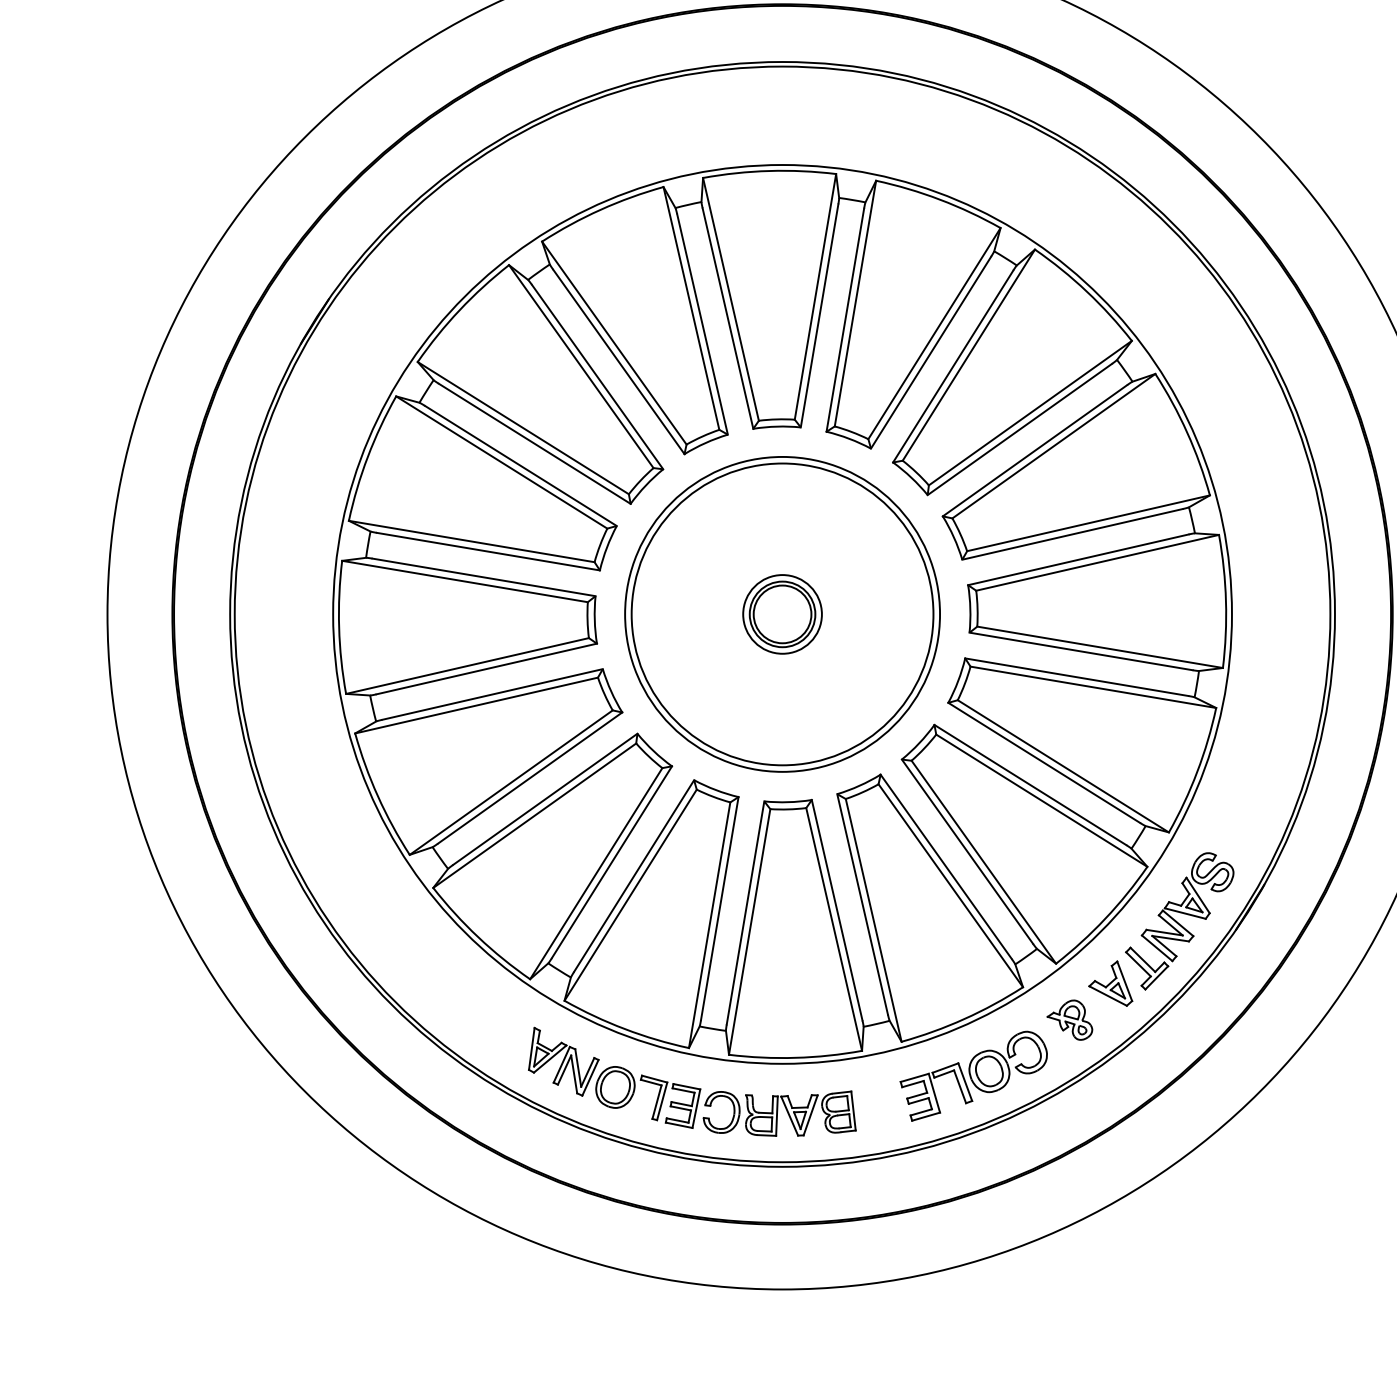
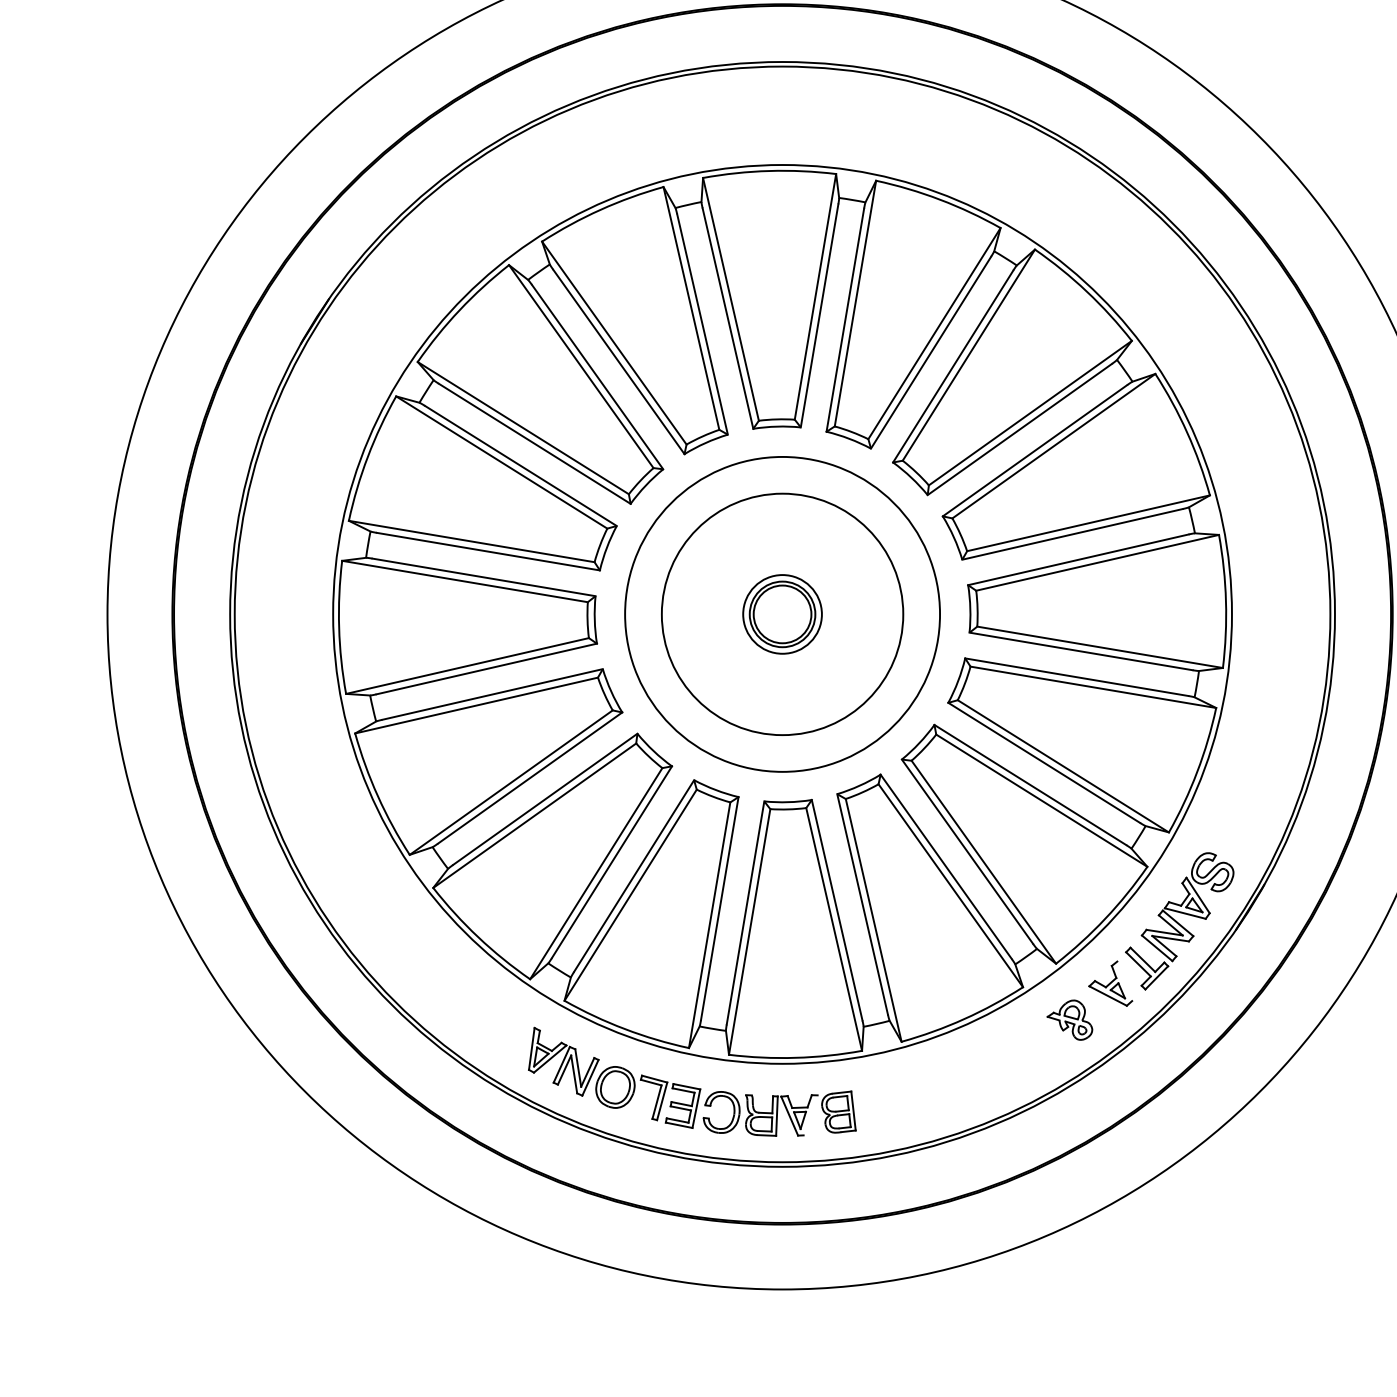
circle diameter: 302 px -> 241 px (782, 614)
line: present -> none (1124, 981)
part: present -> none (973, 1075)
line: present -> none (810, 1115)
